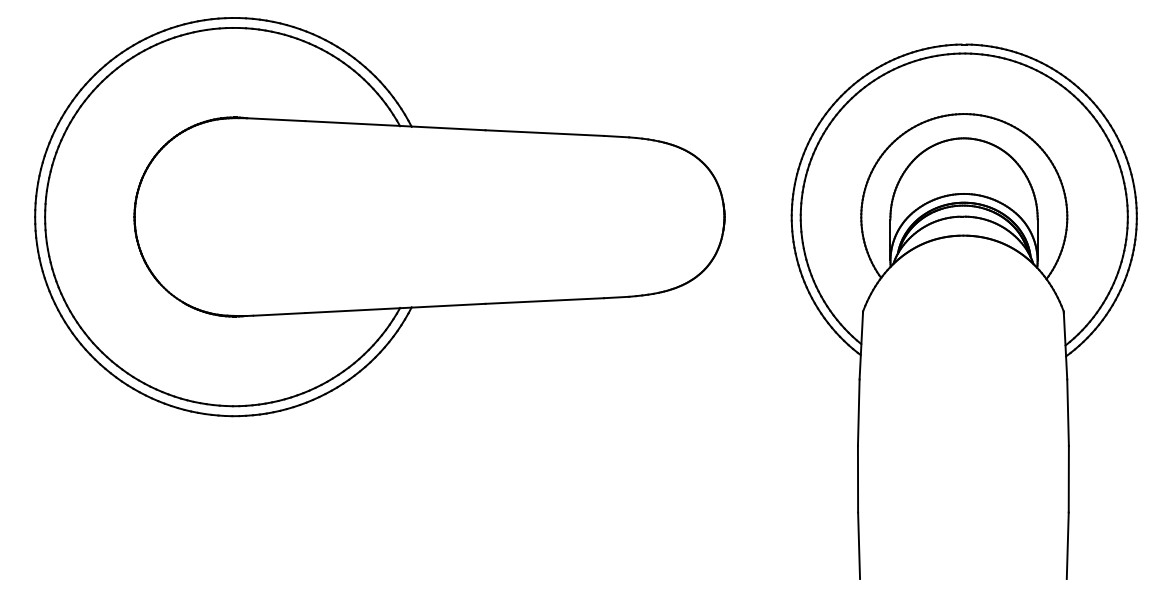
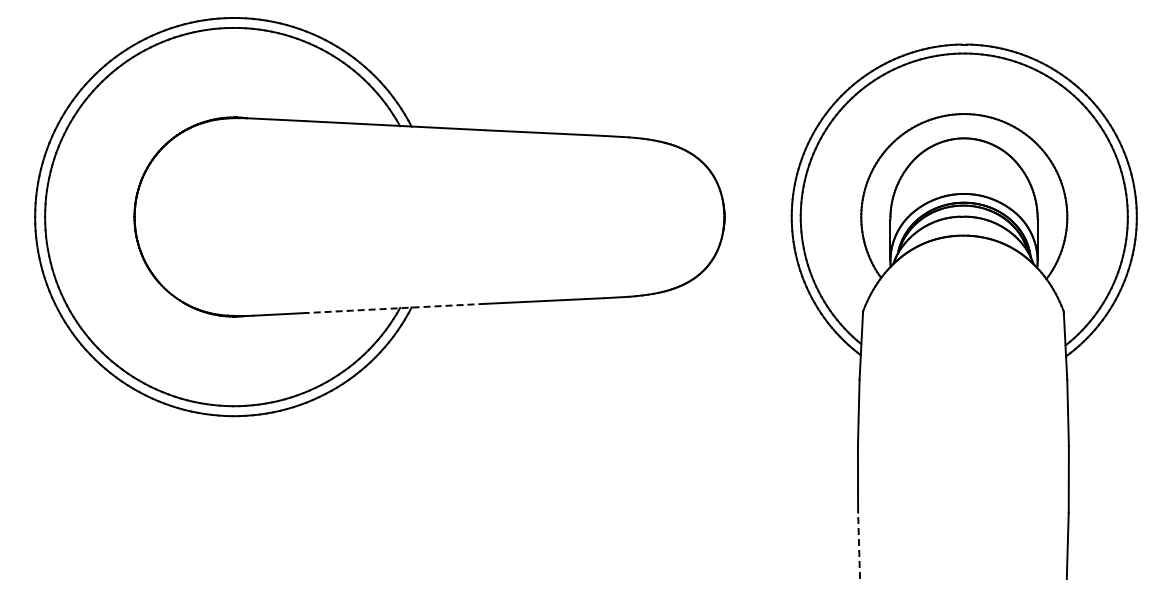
line: solid -> dashed (394, 308)
line: solid -> dashed (859, 545)
